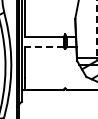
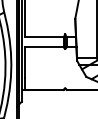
line: dashed -> solid (96, 29)
line: dashed -> solid (43, 47)
